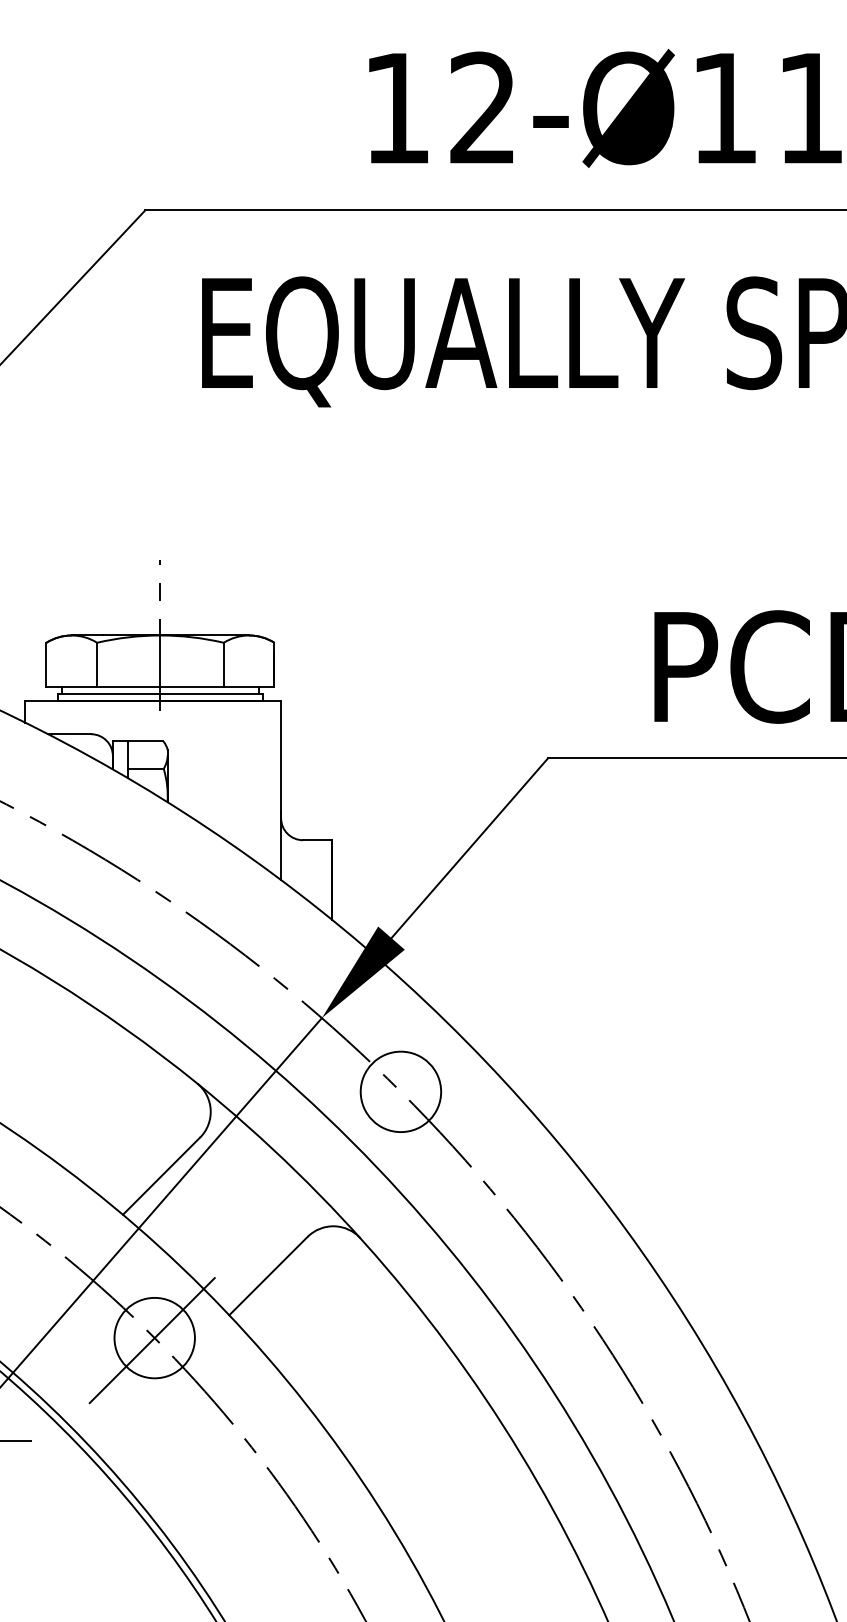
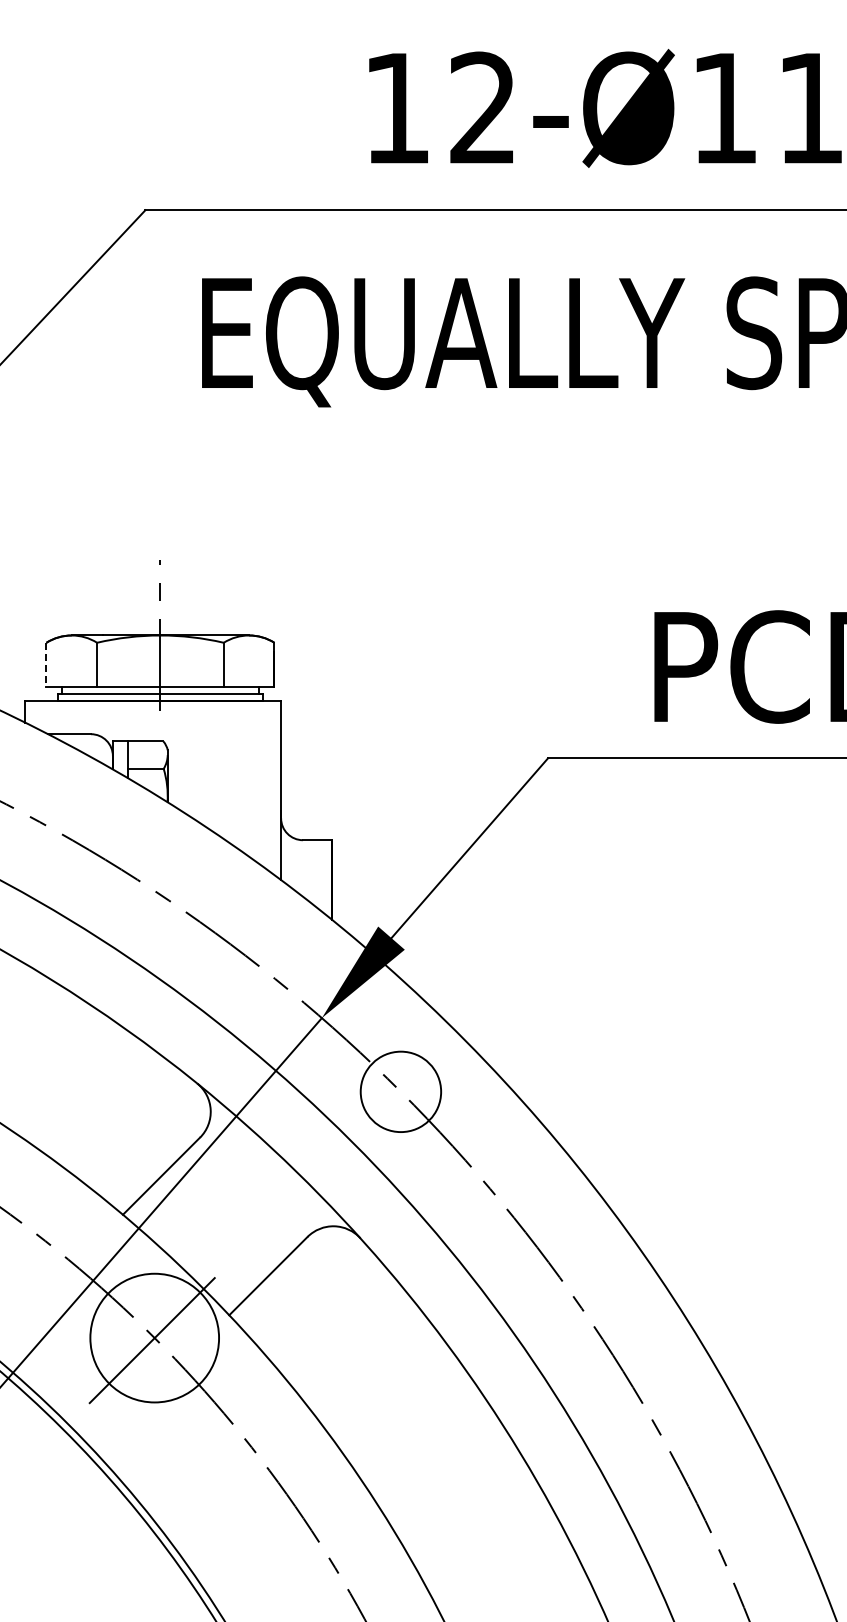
line: solid -> dashed (46, 664)
circle diameter: 80 px -> 129 px (154, 1337)
line: present -> none (17, 1441)
